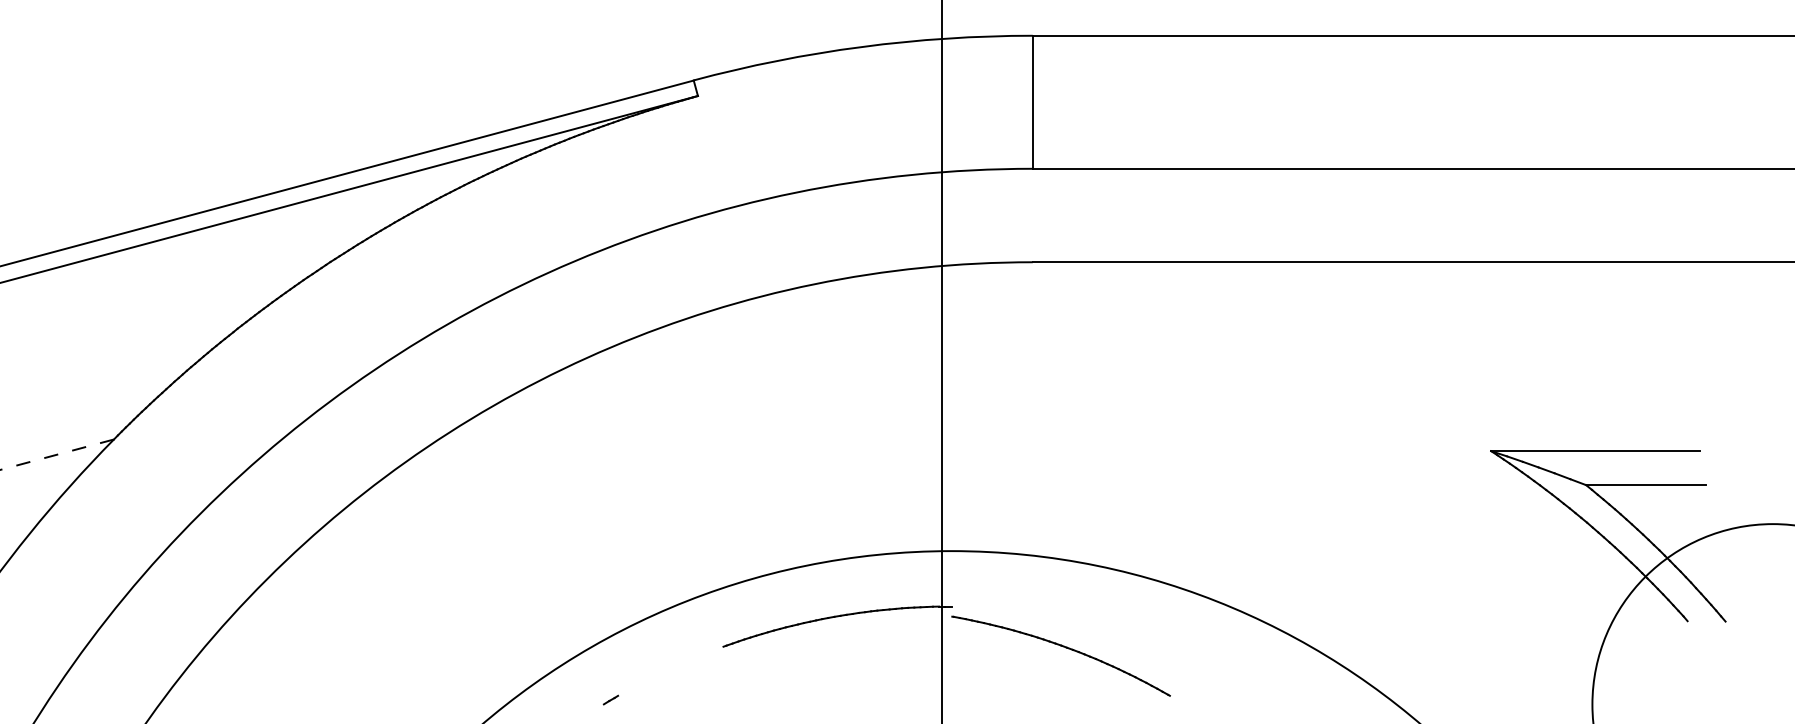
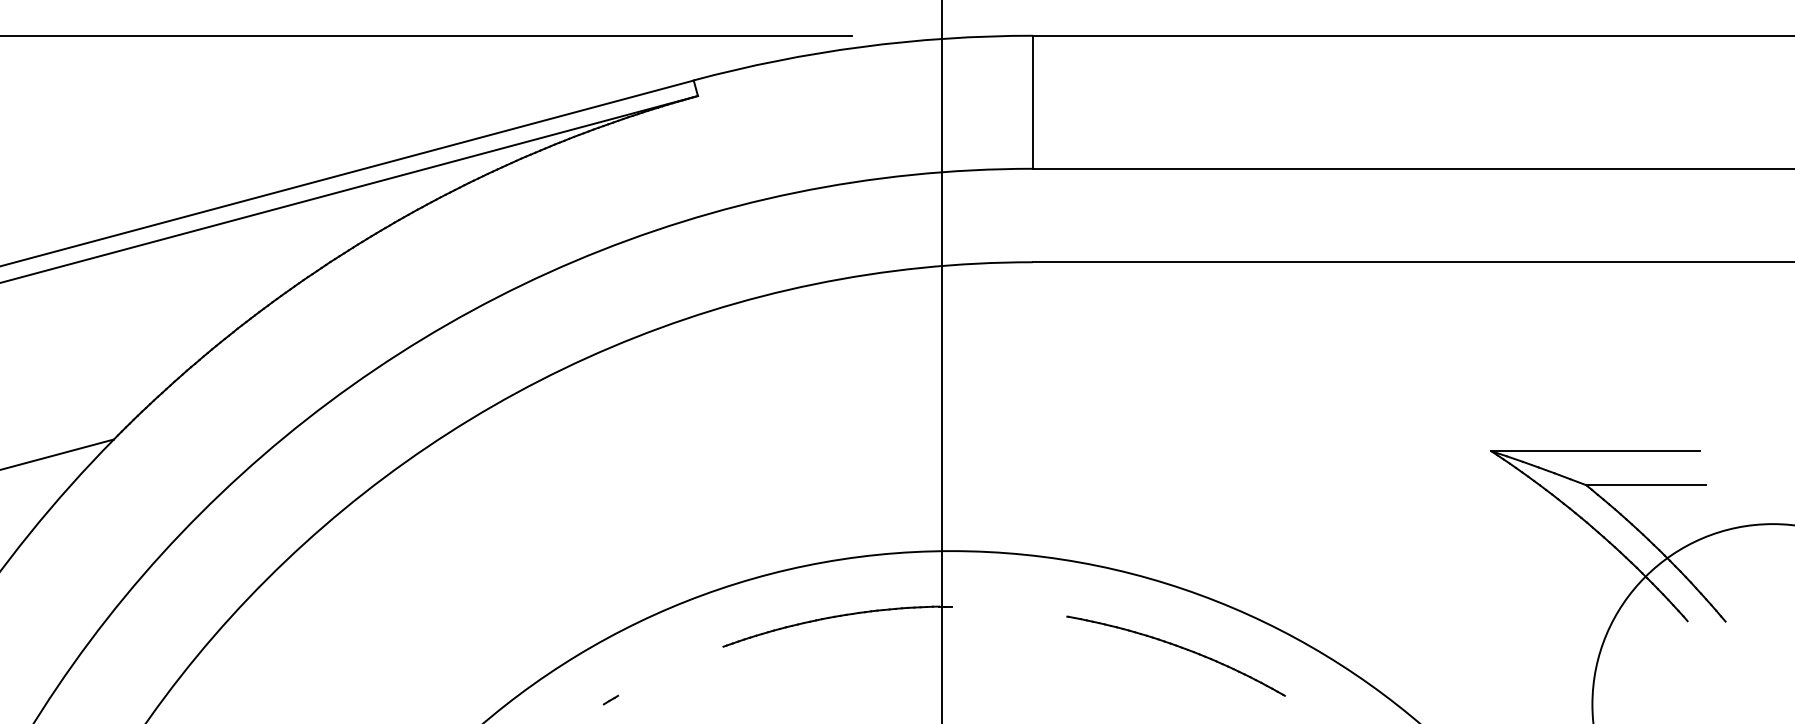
line: none -> present (427, 35)
line: dashed -> solid (57, 454)
part position: (1063, 647) -> (1178, 647) (1178, 647)
